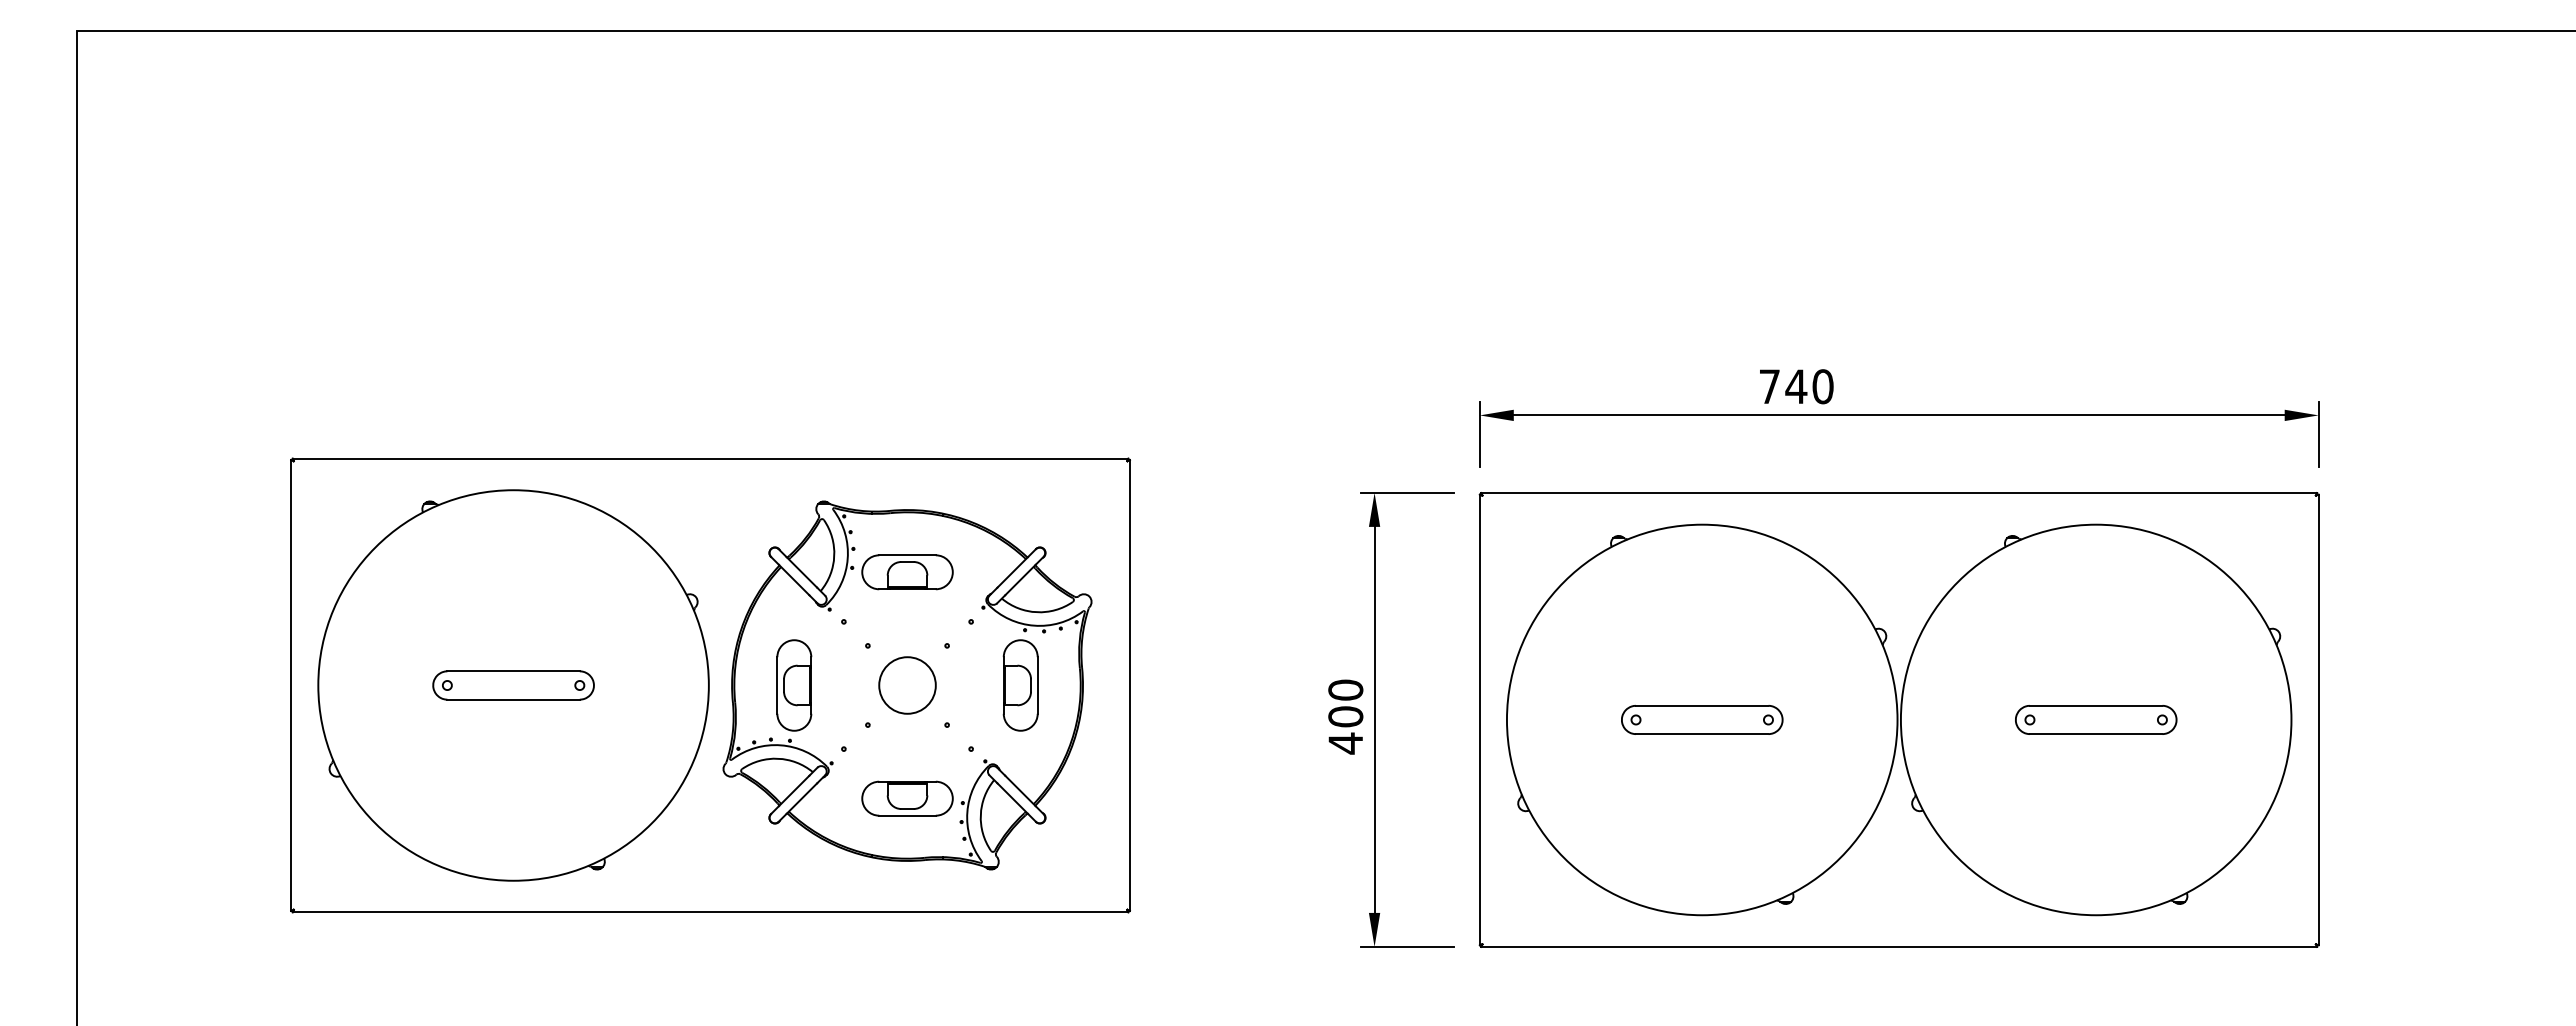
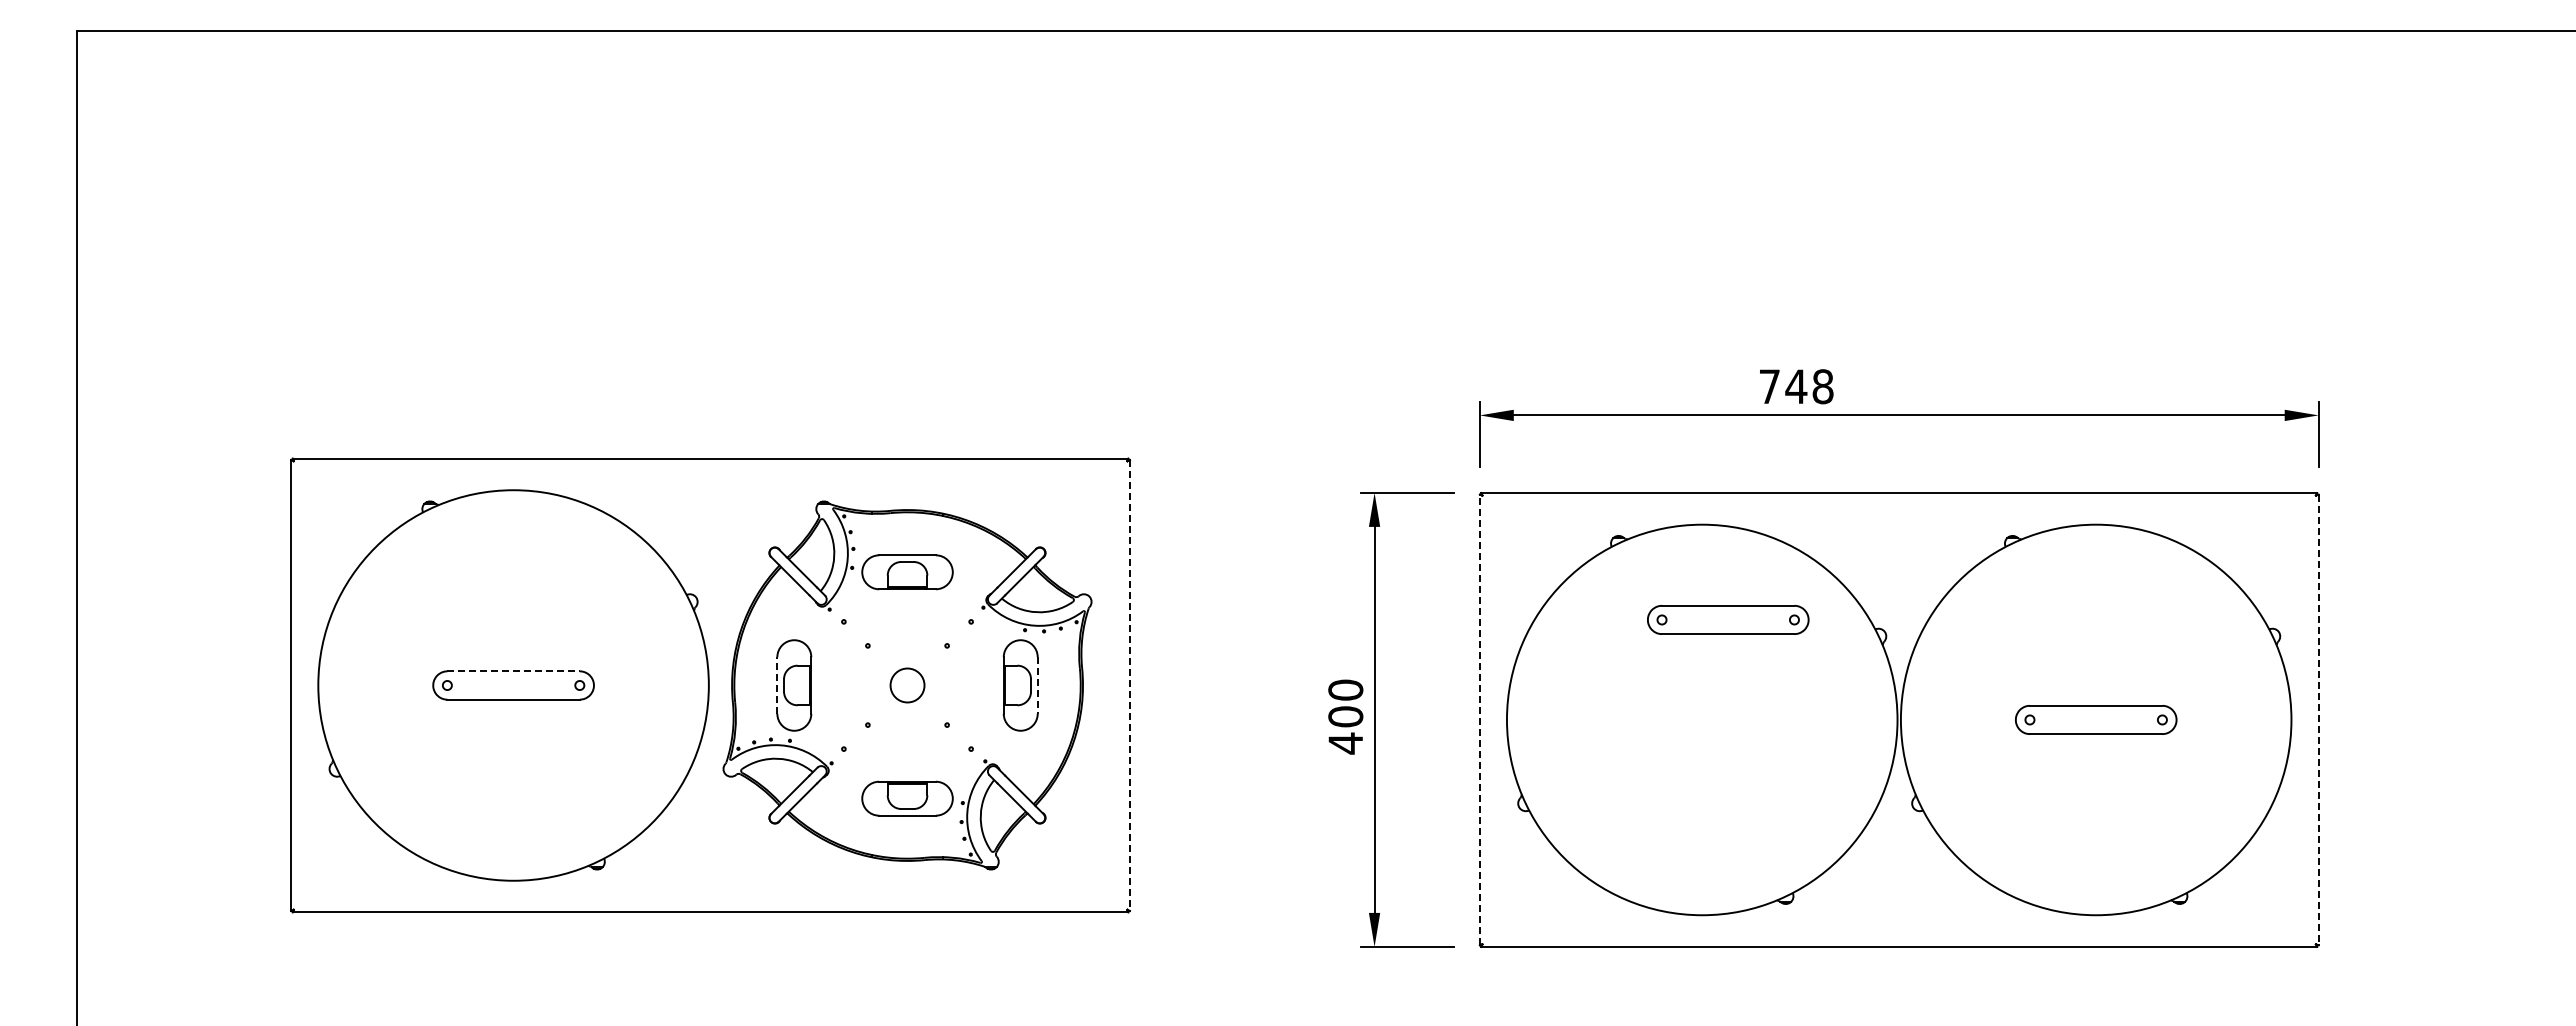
text: 740 -> 748 (1822, 386)
line: solid -> dashed (514, 671)
line: solid -> dashed (777, 685)
circle diameter: 57 px -> 34 px (907, 685)
line: solid -> dashed (1037, 686)
line: solid -> dashed (1129, 686)
line: solid -> dashed (1479, 719)
part position: (1702, 719) -> (1728, 619) (1728, 619)
line: solid -> dashed (2318, 720)
